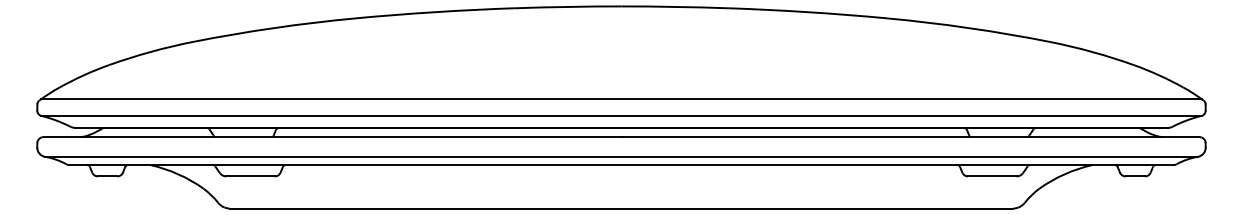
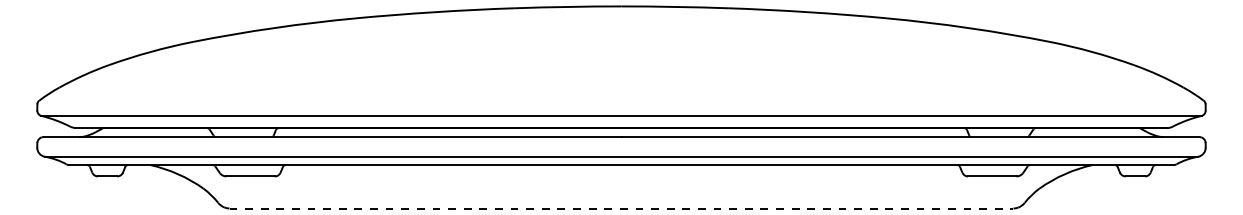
line: present -> none (621, 99)
line: solid -> dashed (621, 208)
